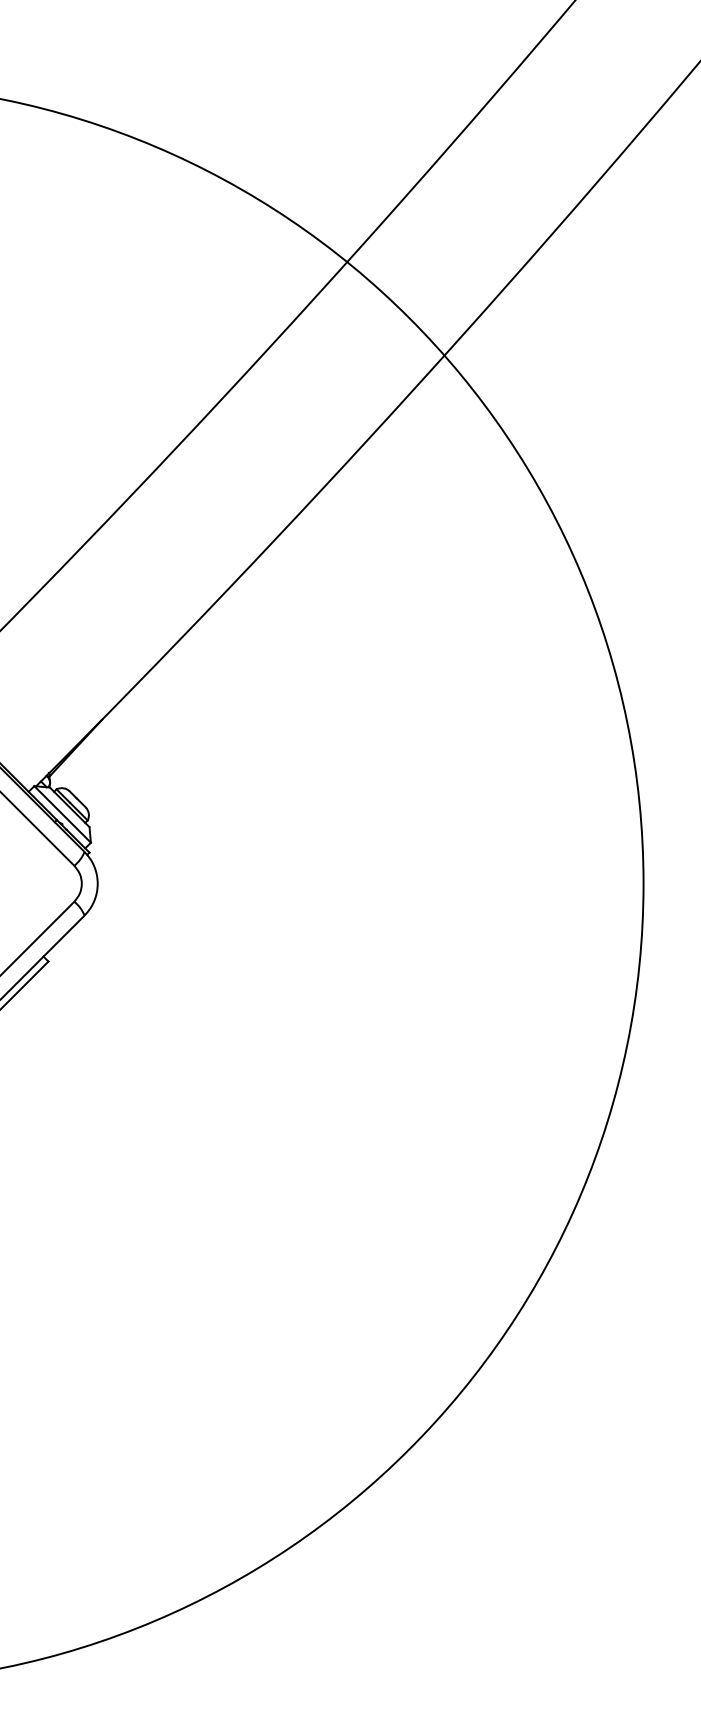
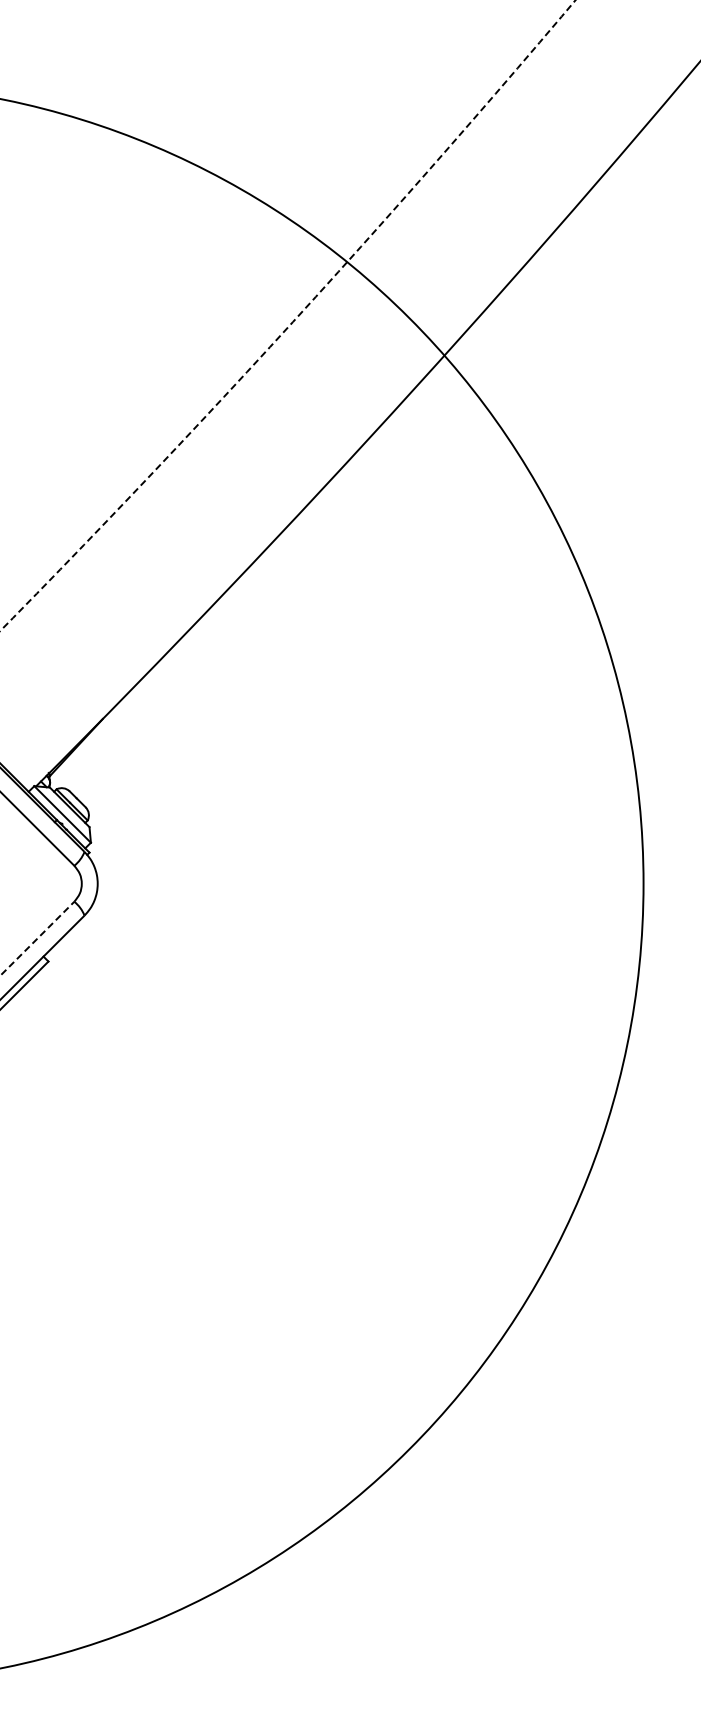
arc: solid -> dashed (294, 320)
line: solid -> dashed (37, 938)
